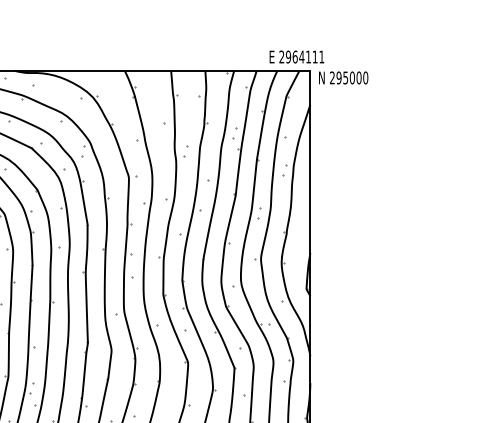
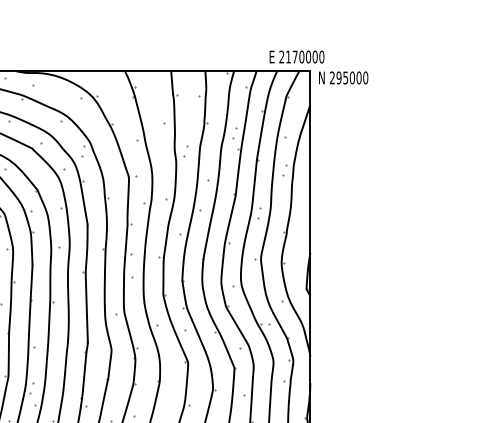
text: 2964111 -> 2170000 (305, 56)
